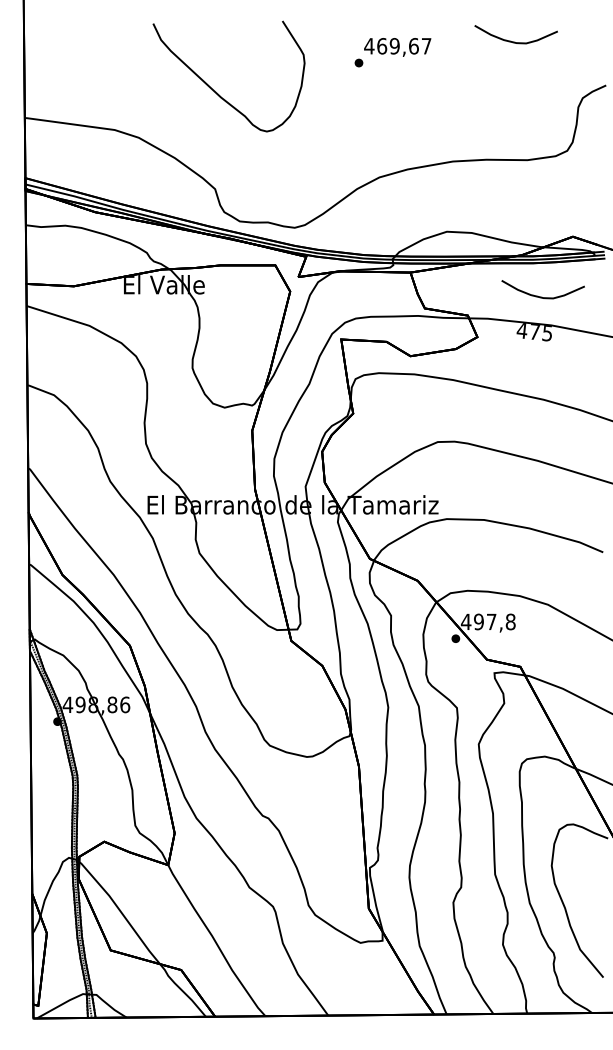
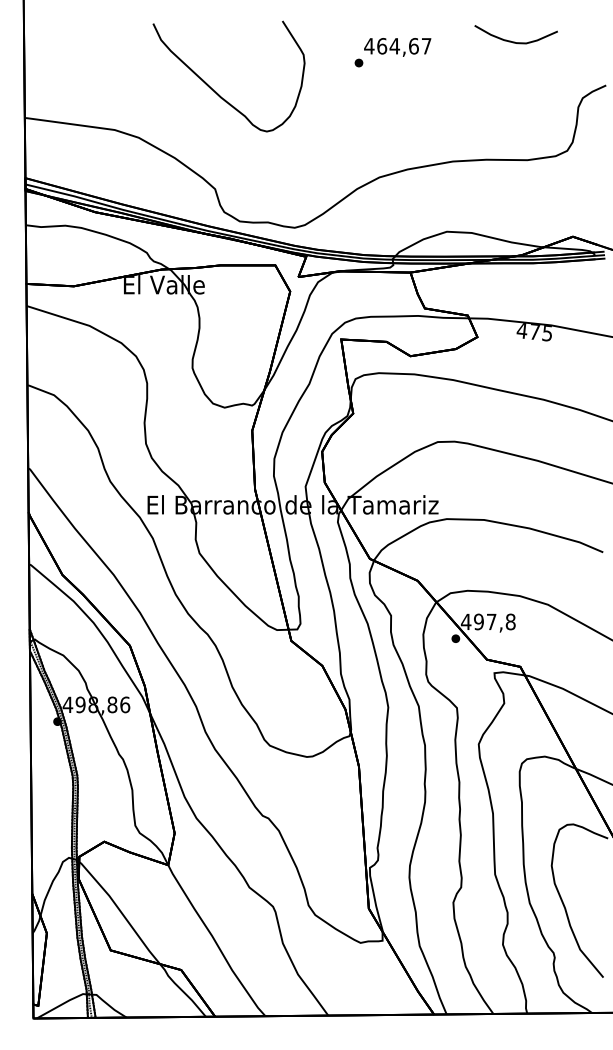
text: 469,67 -> 464,67 (394, 46)
curve: present -> none (541, 296)
